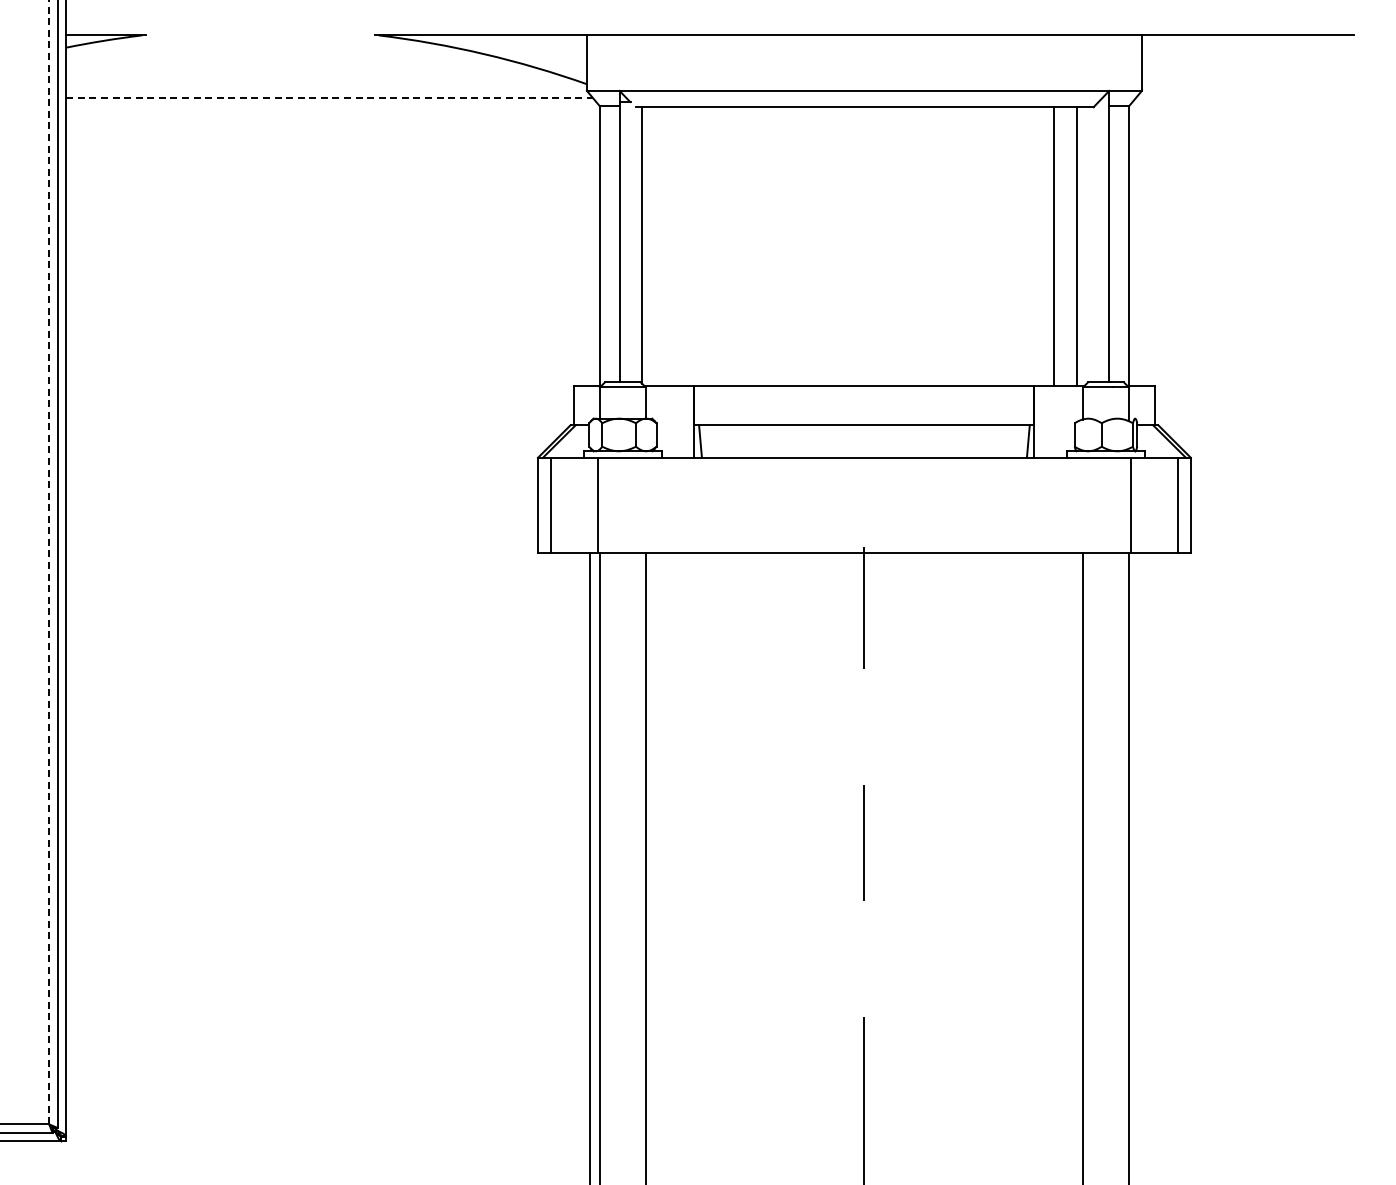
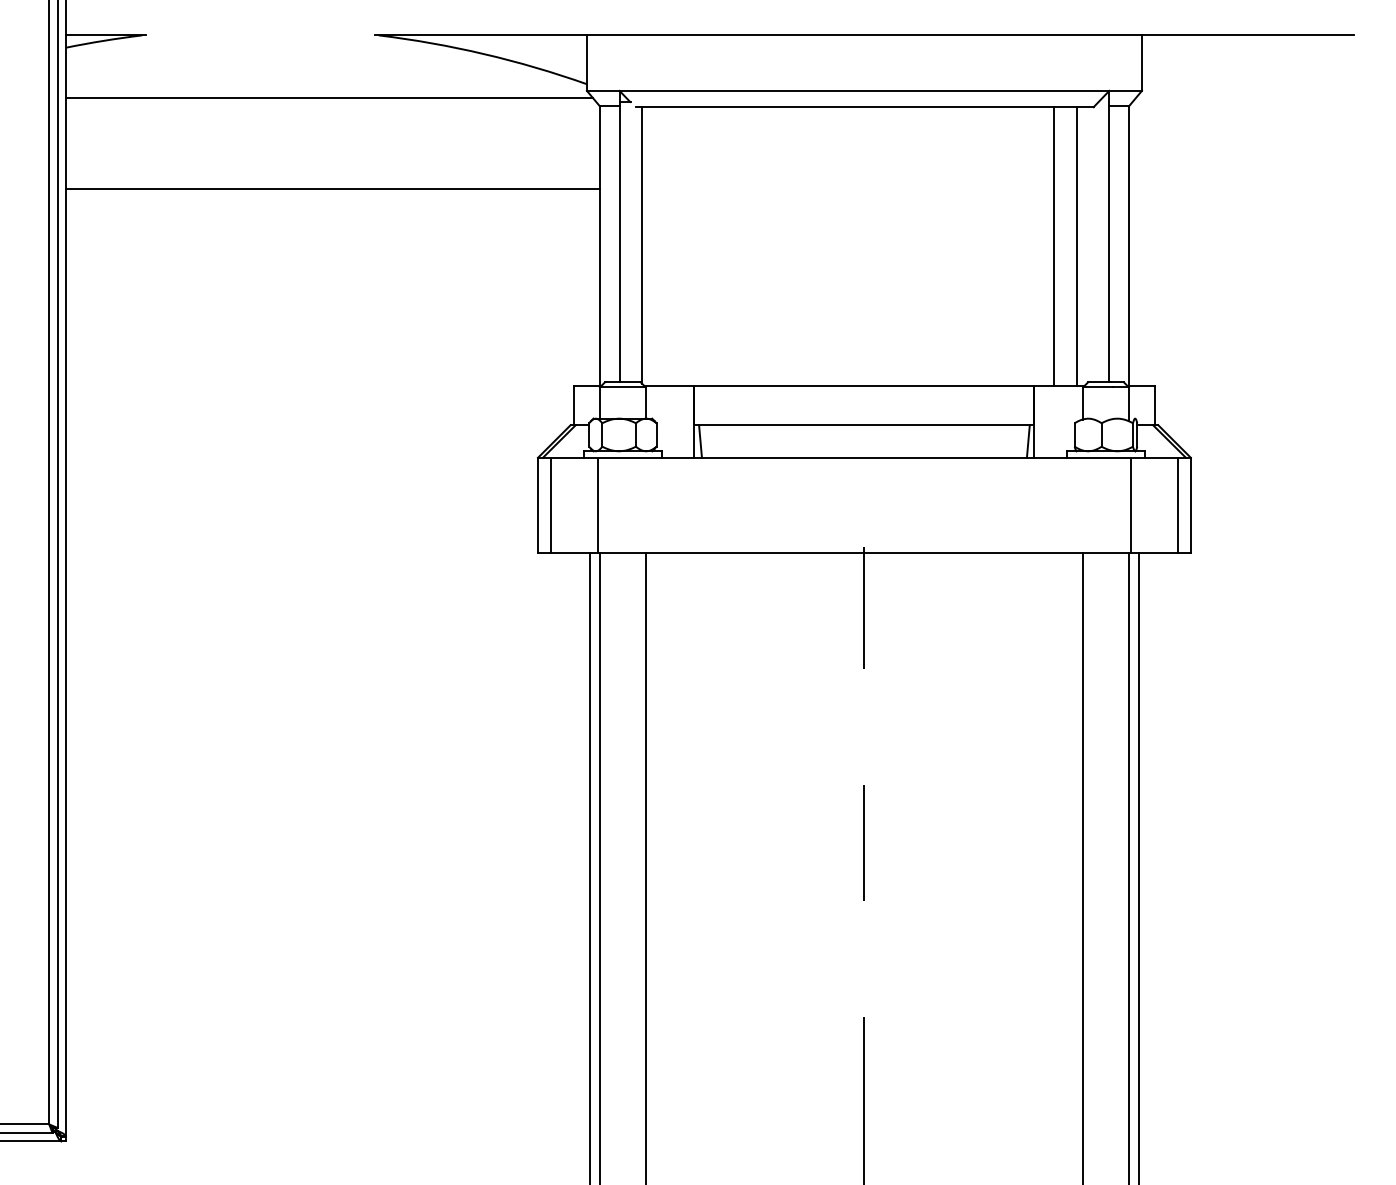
line: dashed -> solid (330, 97)
line: none -> present (333, 188)
line: dashed -> solid (49, 562)
line: none -> present (1138, 866)
